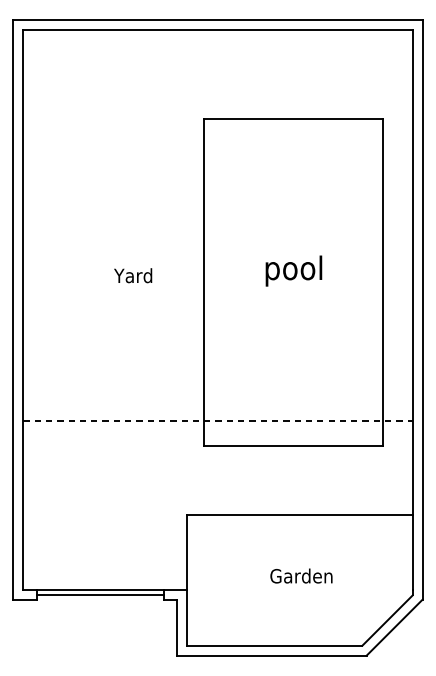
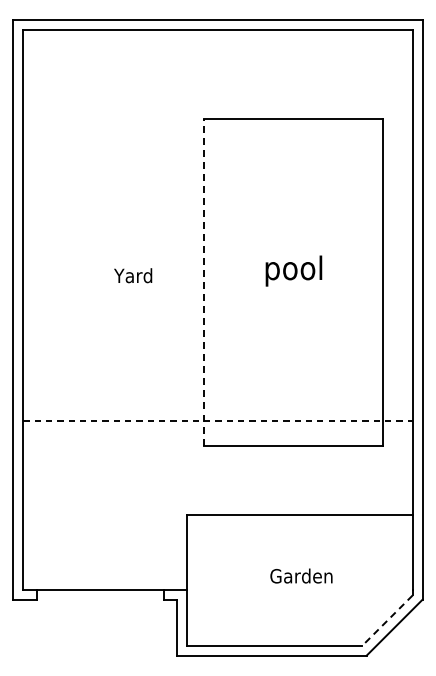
line: solid -> dashed (204, 281)
line: present -> none (100, 595)
line: solid -> dashed (387, 620)
